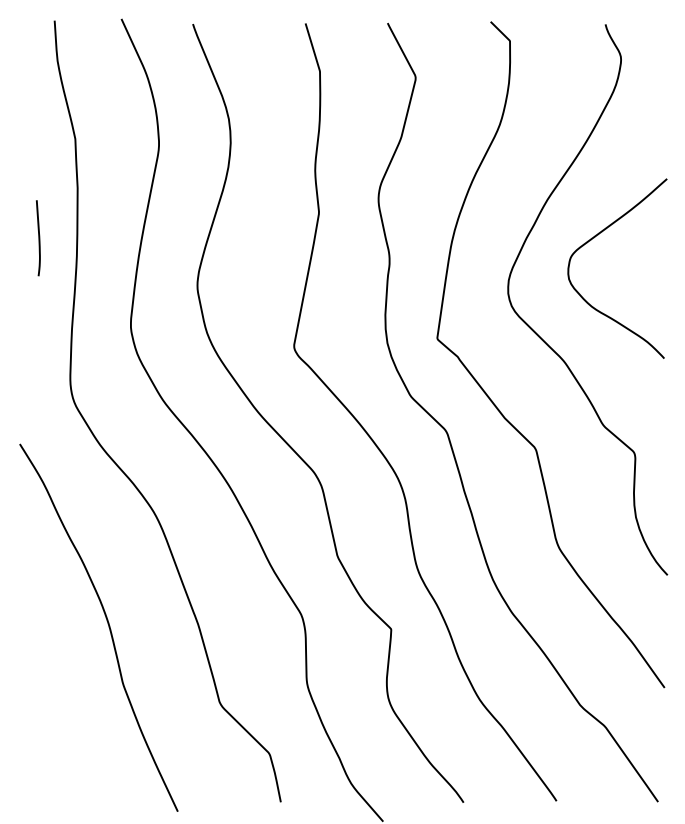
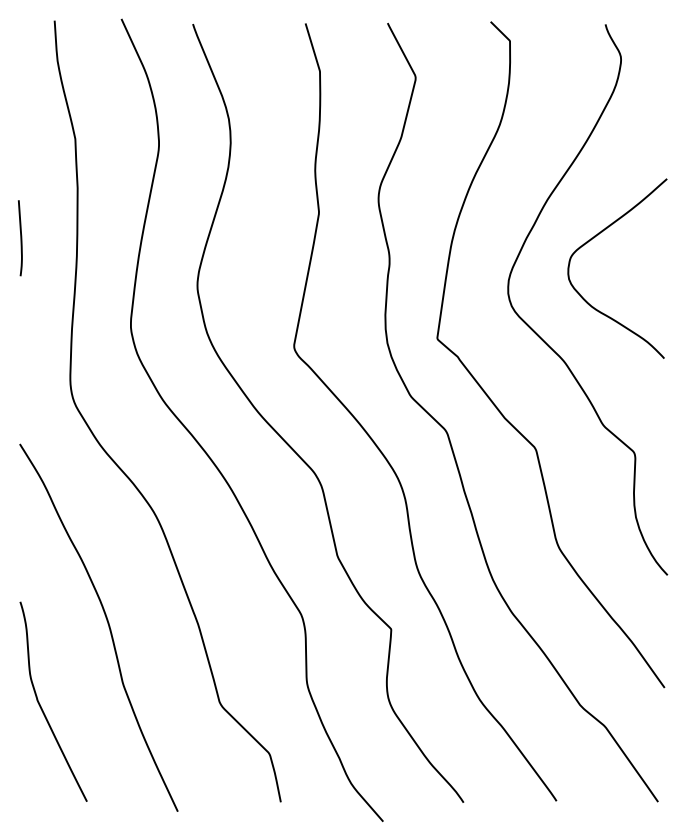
curve position: (38, 238) -> (20, 238) (20, 238)
curve: none -> present (41, 706)
